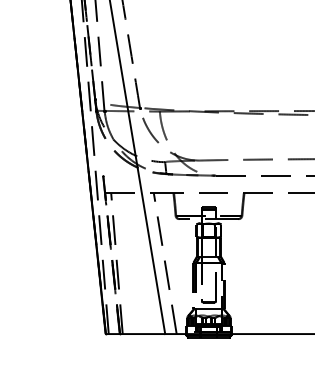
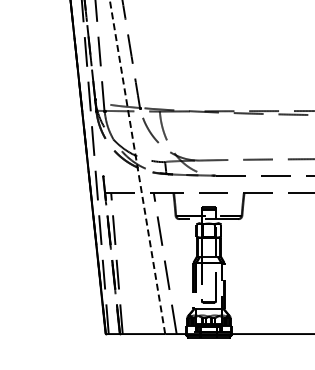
line: solid -> dashed (137, 167)
